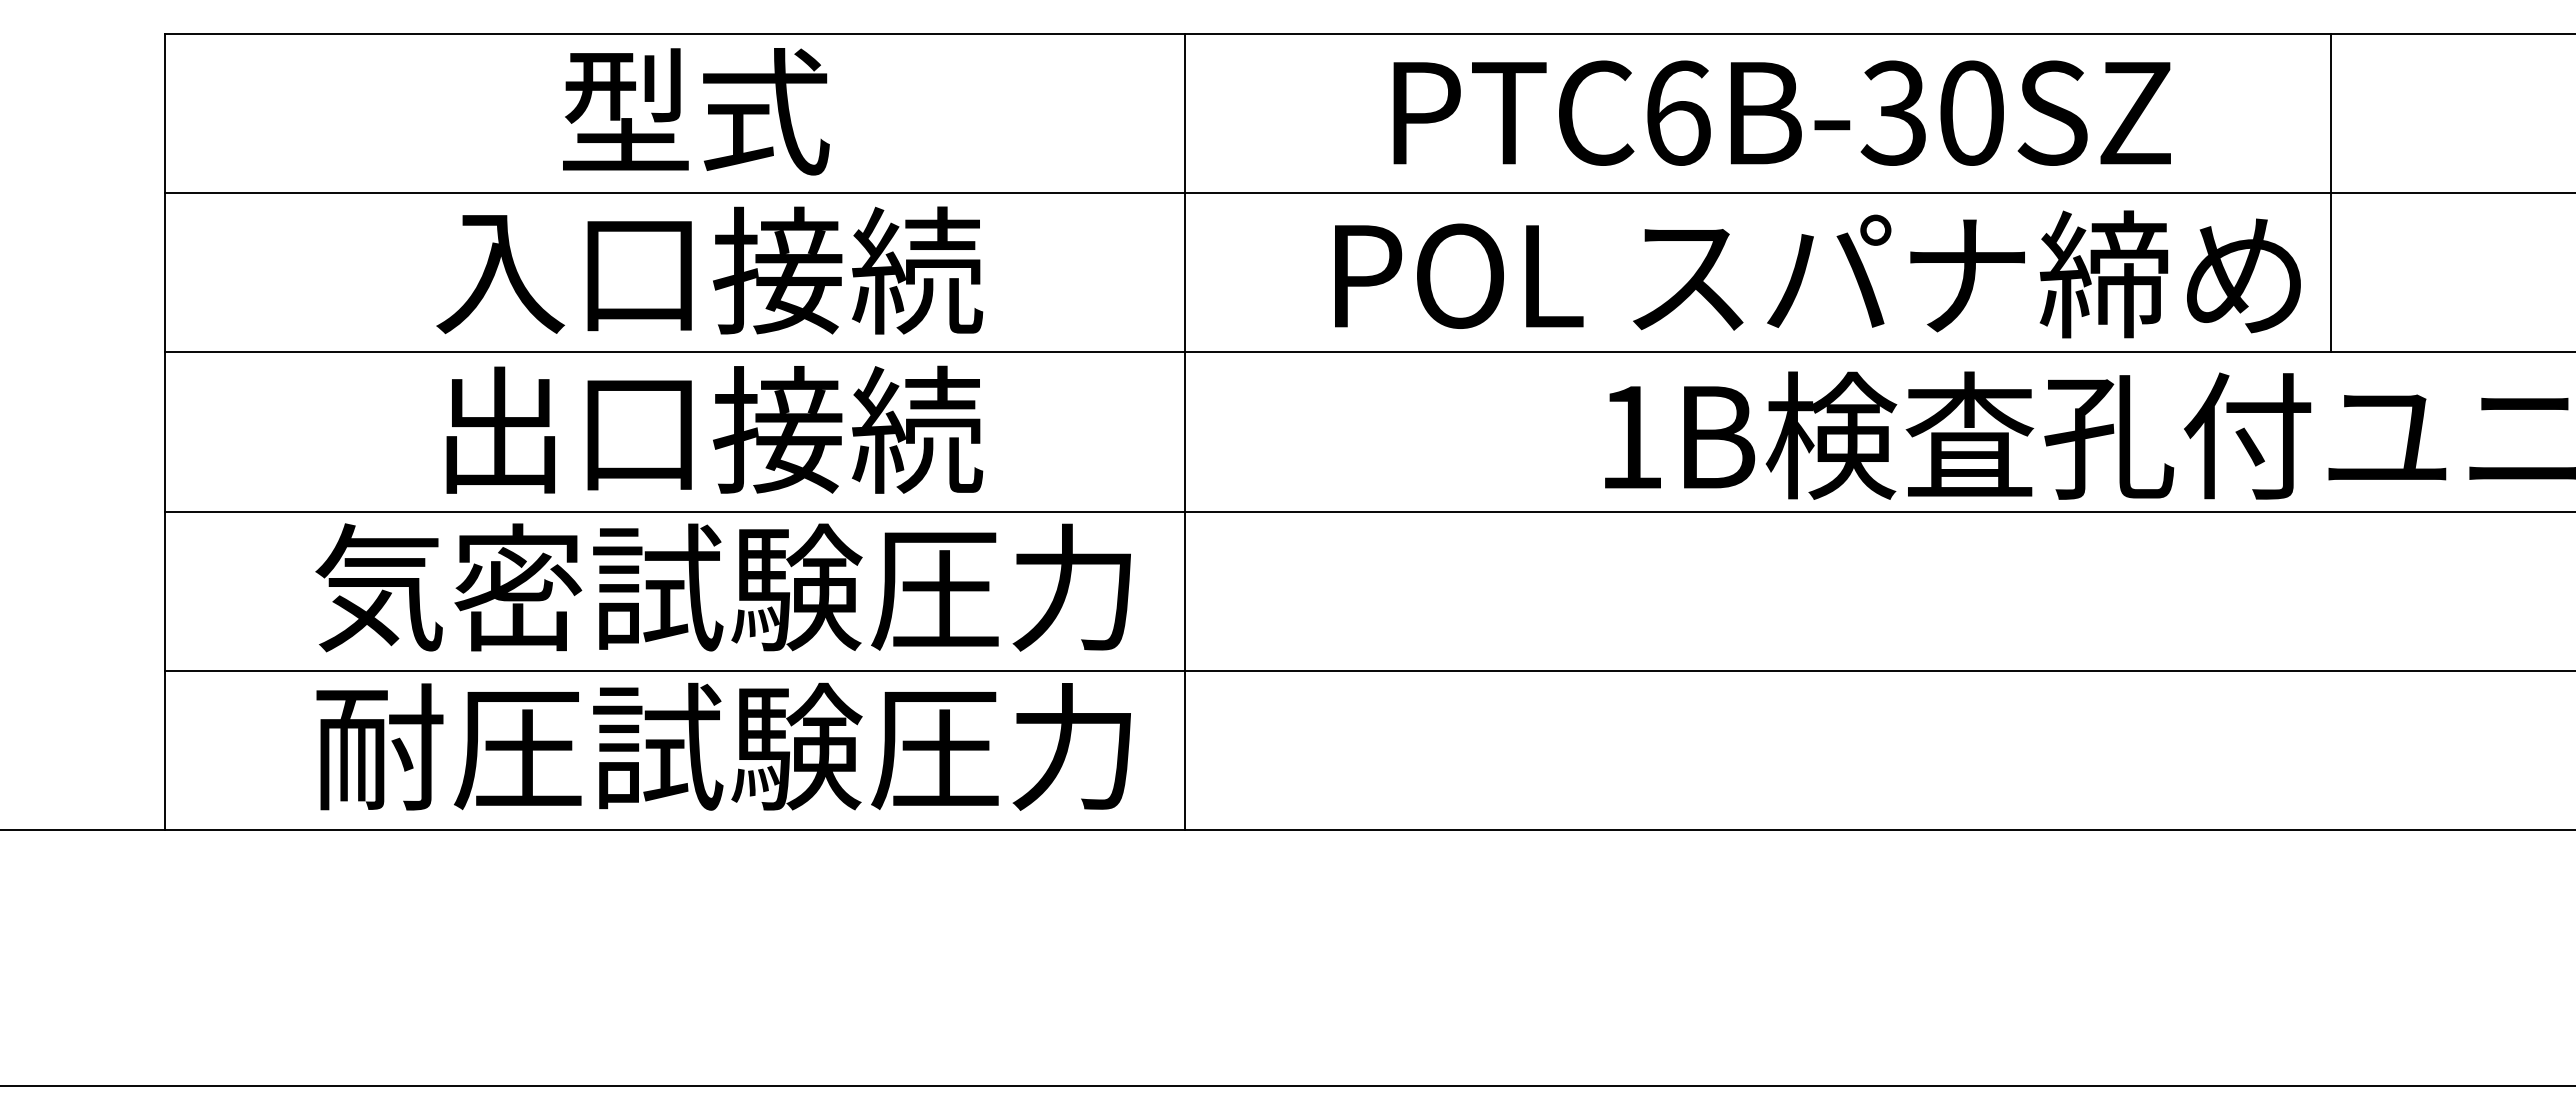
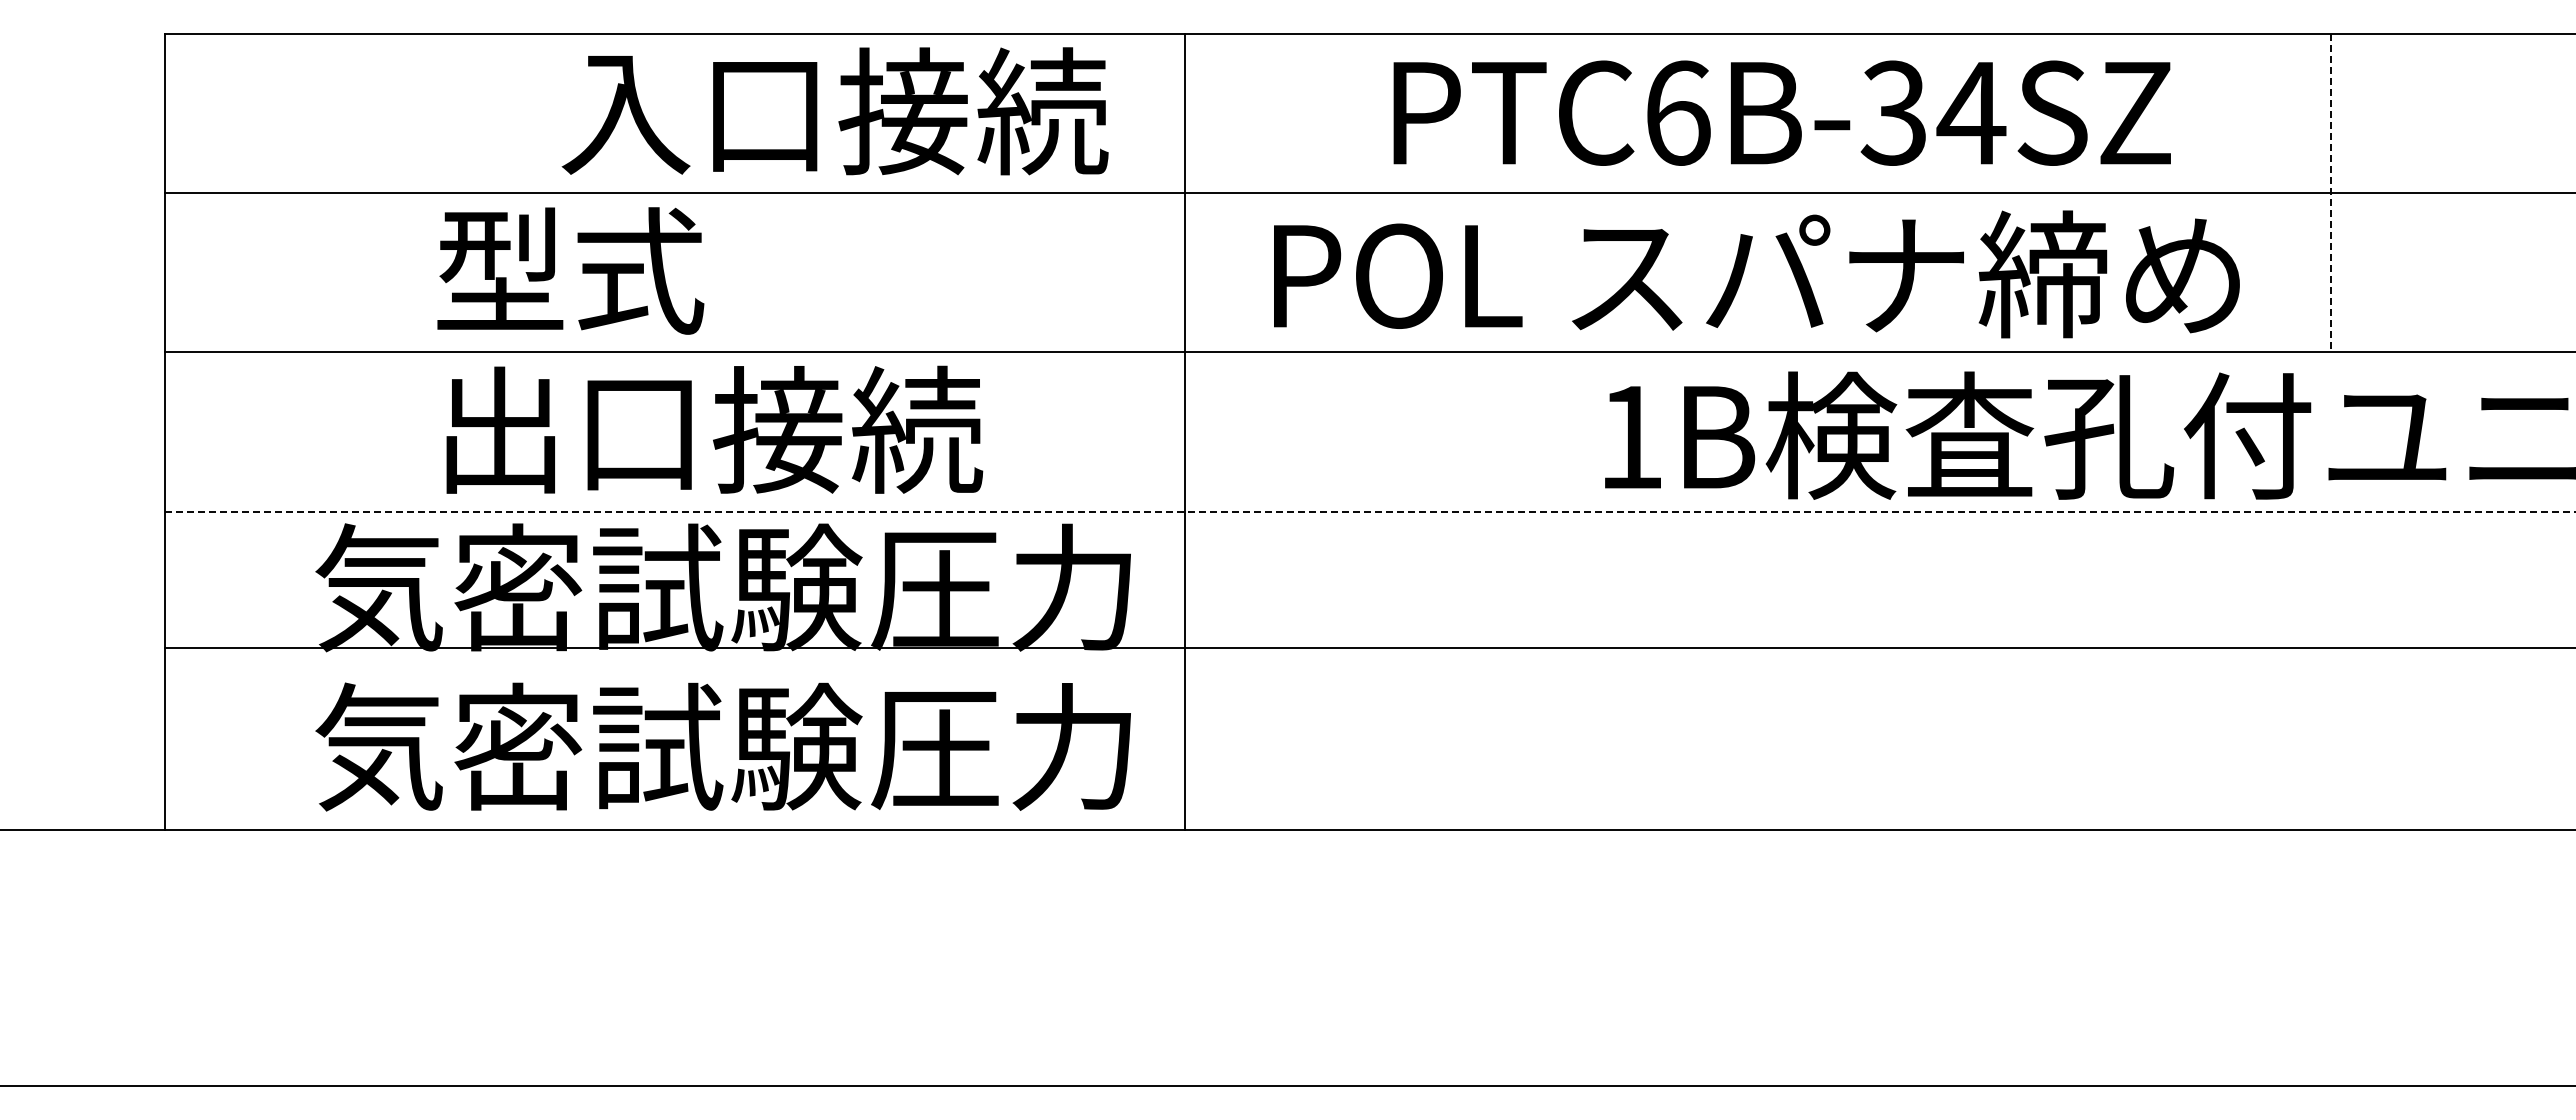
text: 型式 -> 入口接続 (834, 111)
text: PTC6B-30SZ -> PTC6B-34SZ (1971, 112)
line: solid -> dashed (2331, 193)
text: 入口接続 -> 型式 (709, 270)
text position: (1817, 274) -> (1756, 274) (1756, 274)
line: solid -> dashed (1370, 511)
line position: (1368, 670) -> (1368, 647) (1368, 647)
text: 耐圧試験圧力 -> 気密試験圧力 (448, 746)
